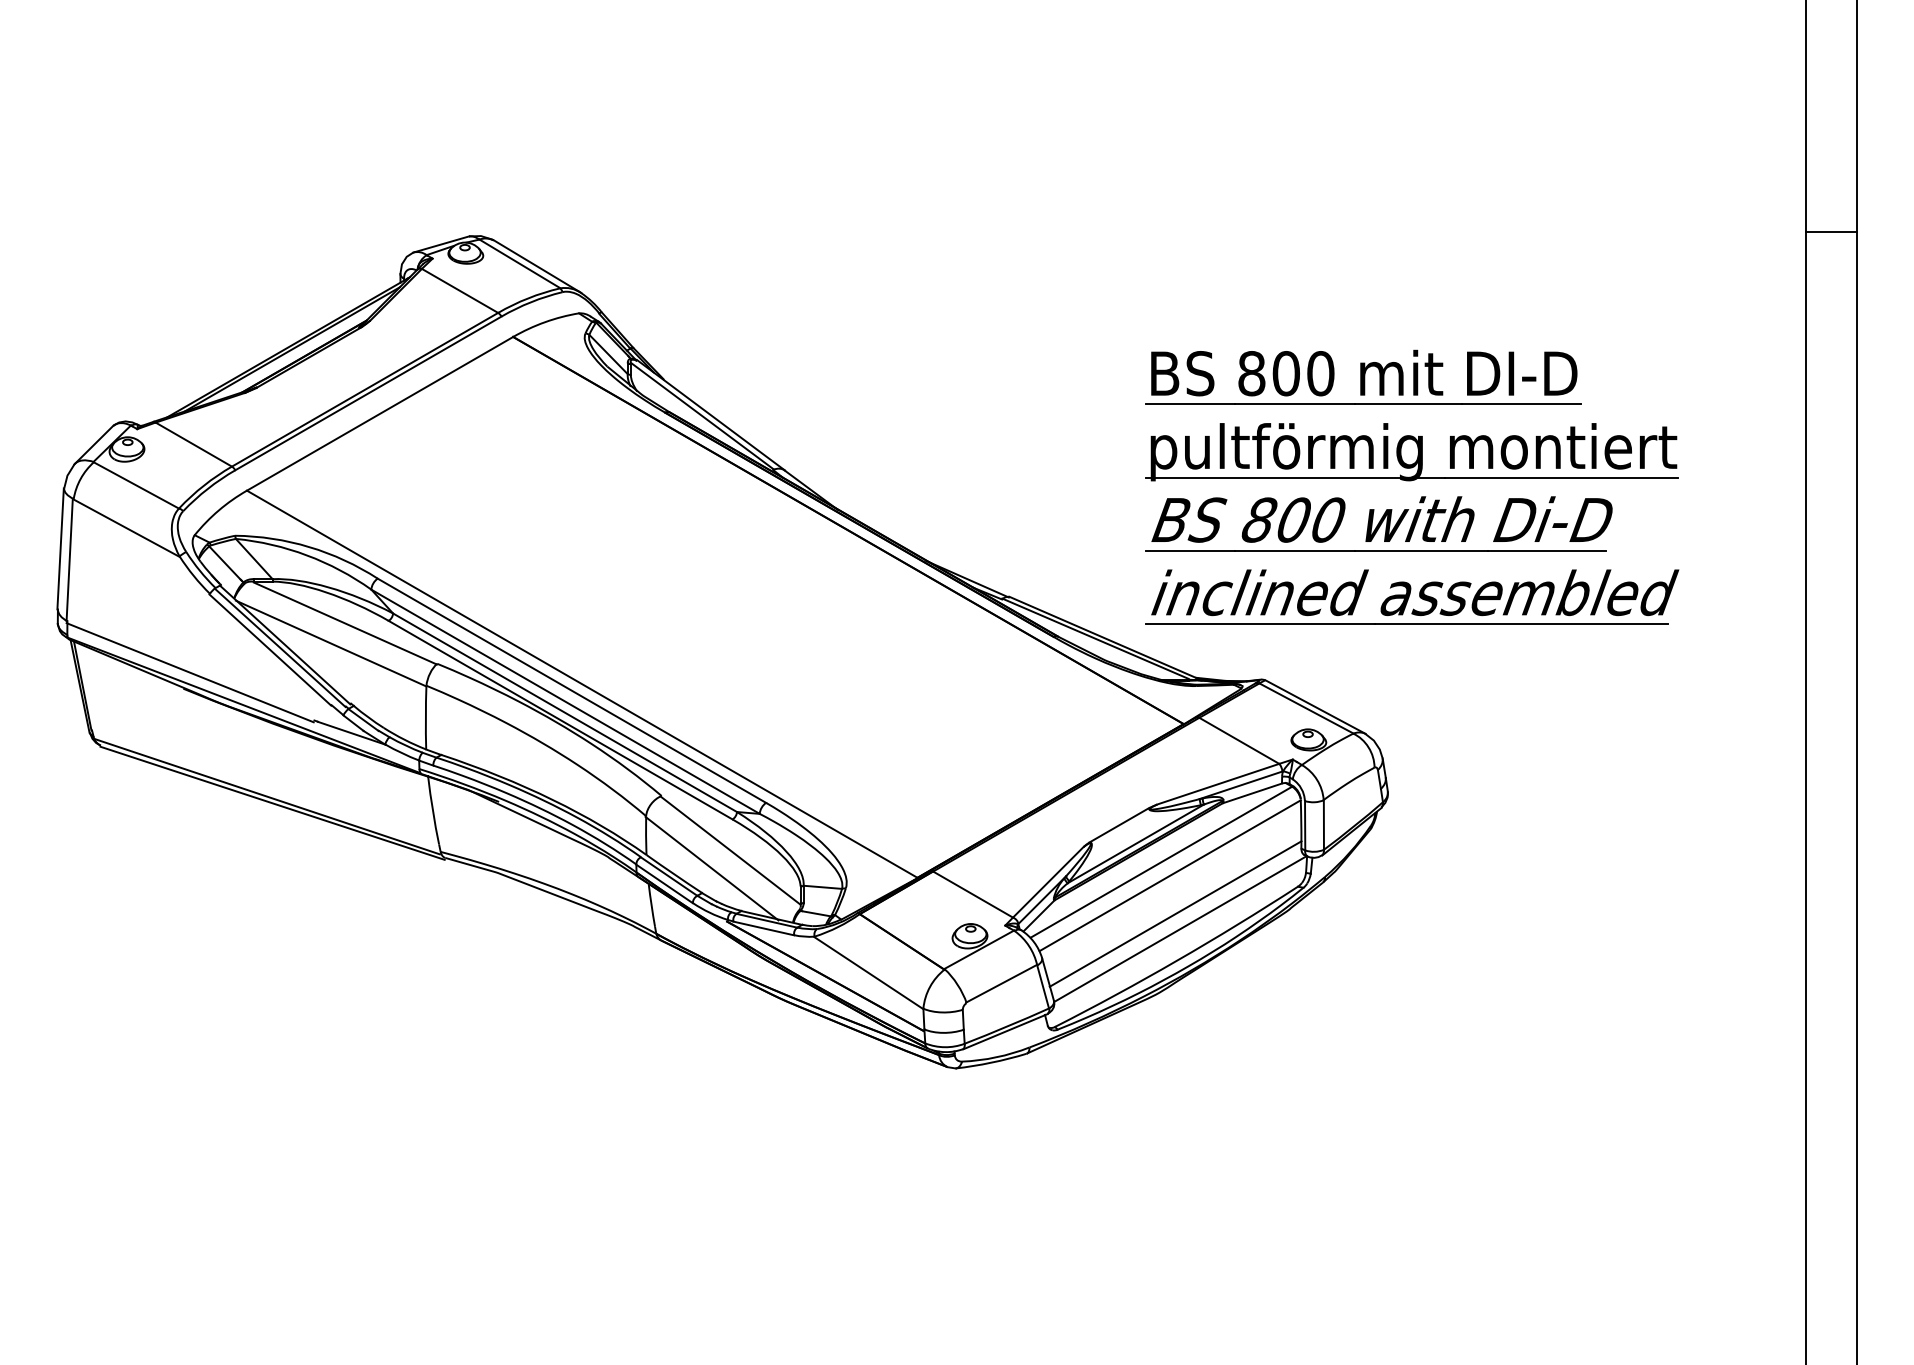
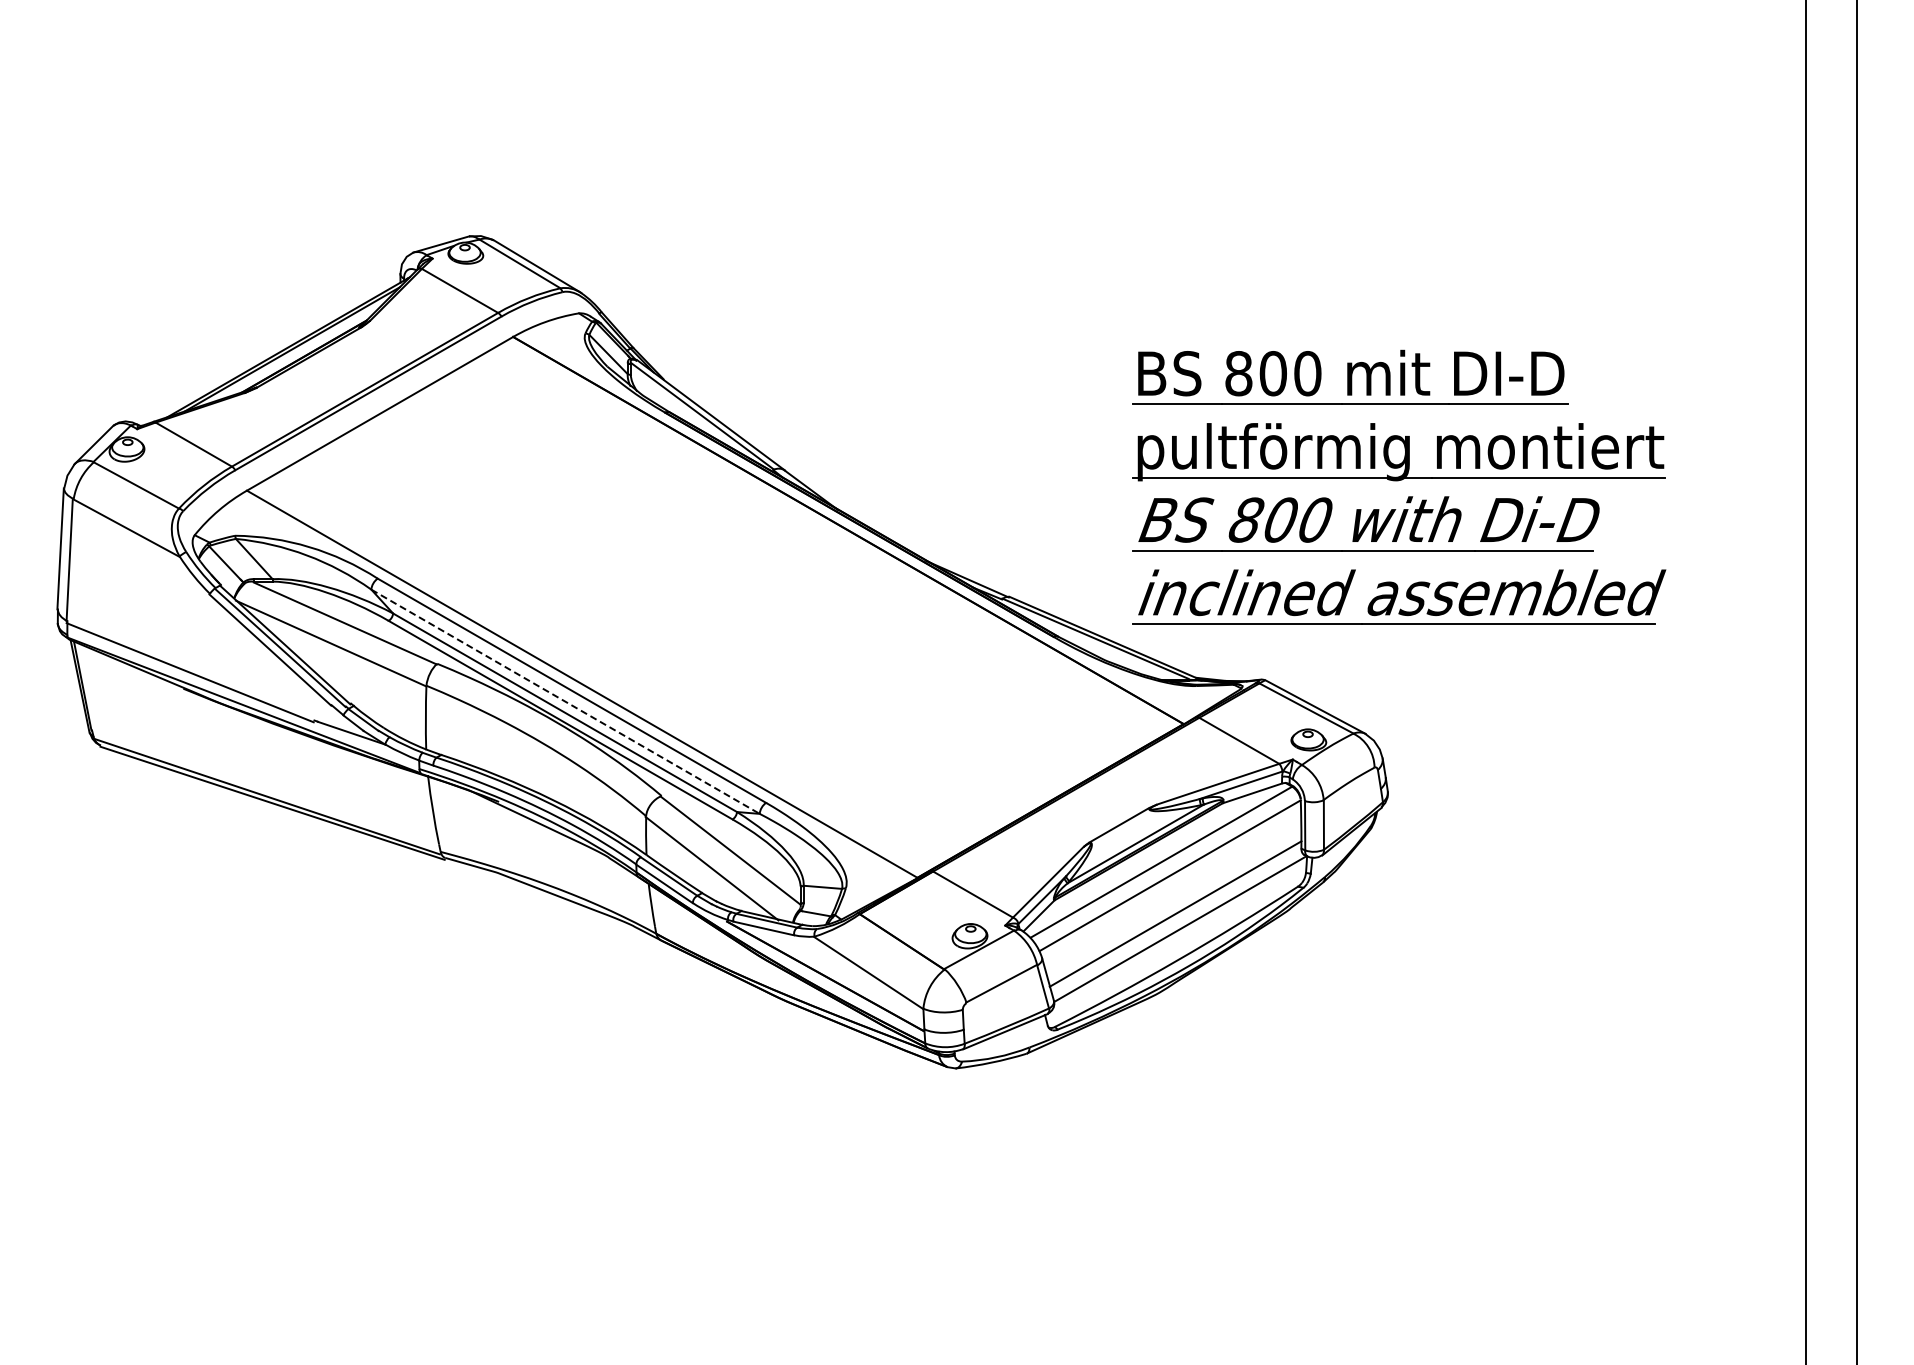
line: present -> none (1831, 232)
part position: (1412, 486) -> (1399, 486) (1399, 486)
line: solid -> dashed (565, 702)
